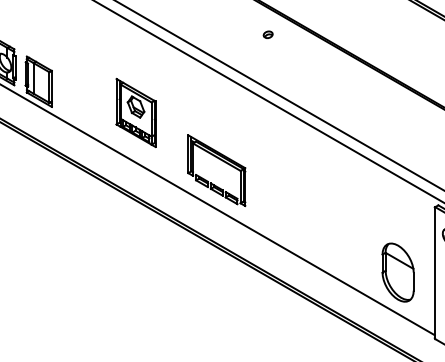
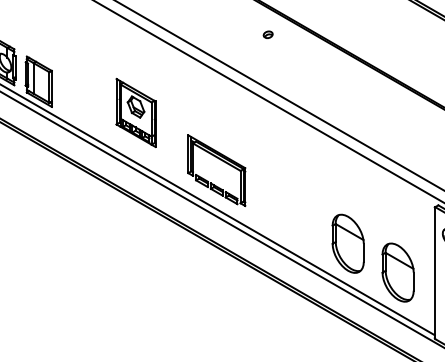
line: none -> present (221, 219)
part: none -> present (347, 243)
